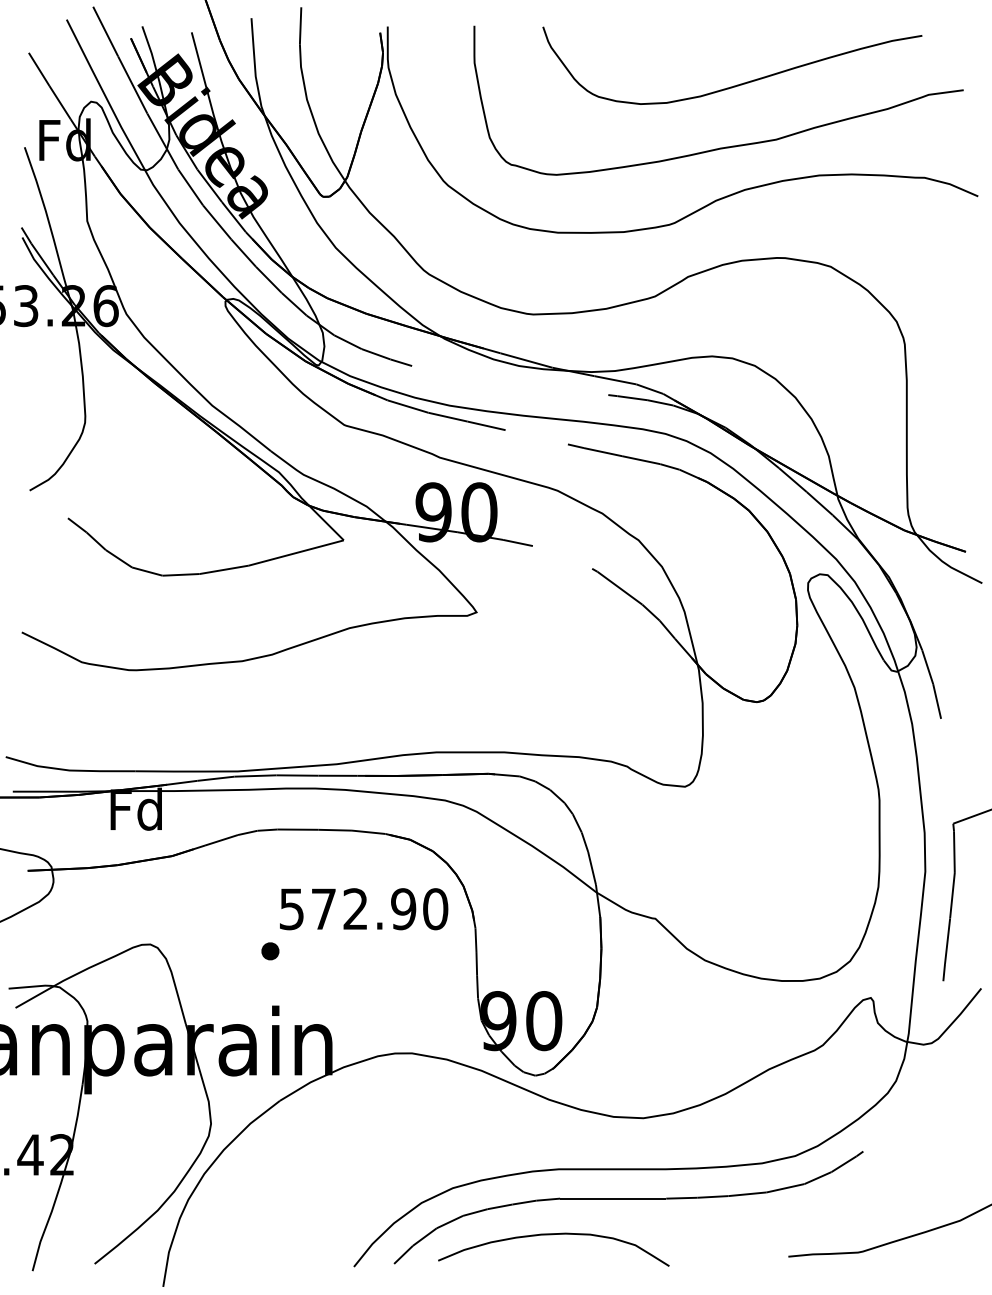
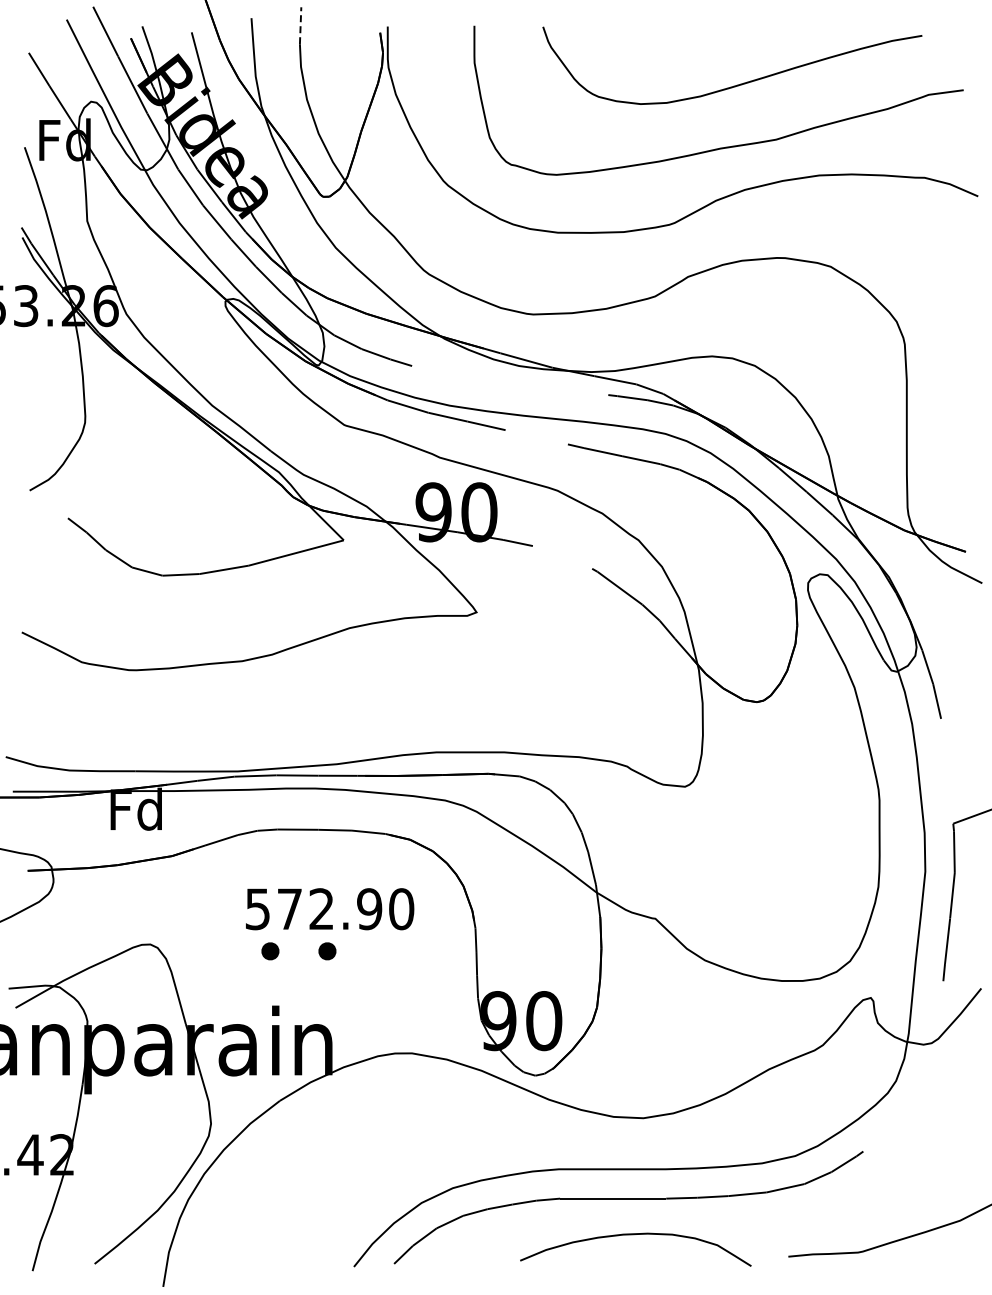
line: solid -> dashed (300, 25)
text position: (364, 909) -> (330, 909) (330, 909)
part: none -> present (327, 951)
curve position: (552, 1235) -> (634, 1235) (634, 1235)
